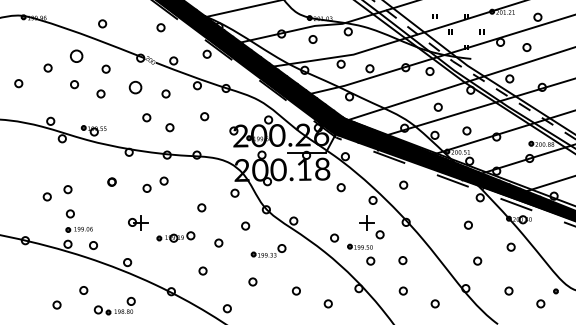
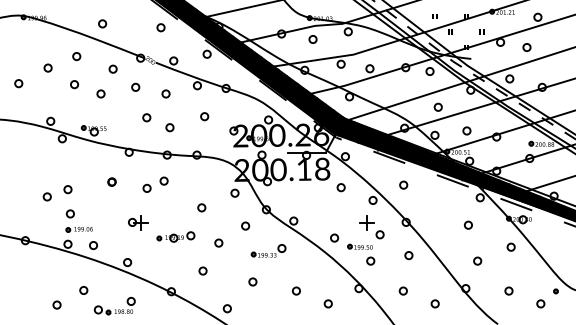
circle size: 14x14 px -> 10x10 px (76, 56)
circle position: (105, 68) -> (112, 68) (112, 68)
circle size: 15x15 px -> 10x10 px (135, 86)
circle position: (402, 260) -> (408, 255) (408, 255)
